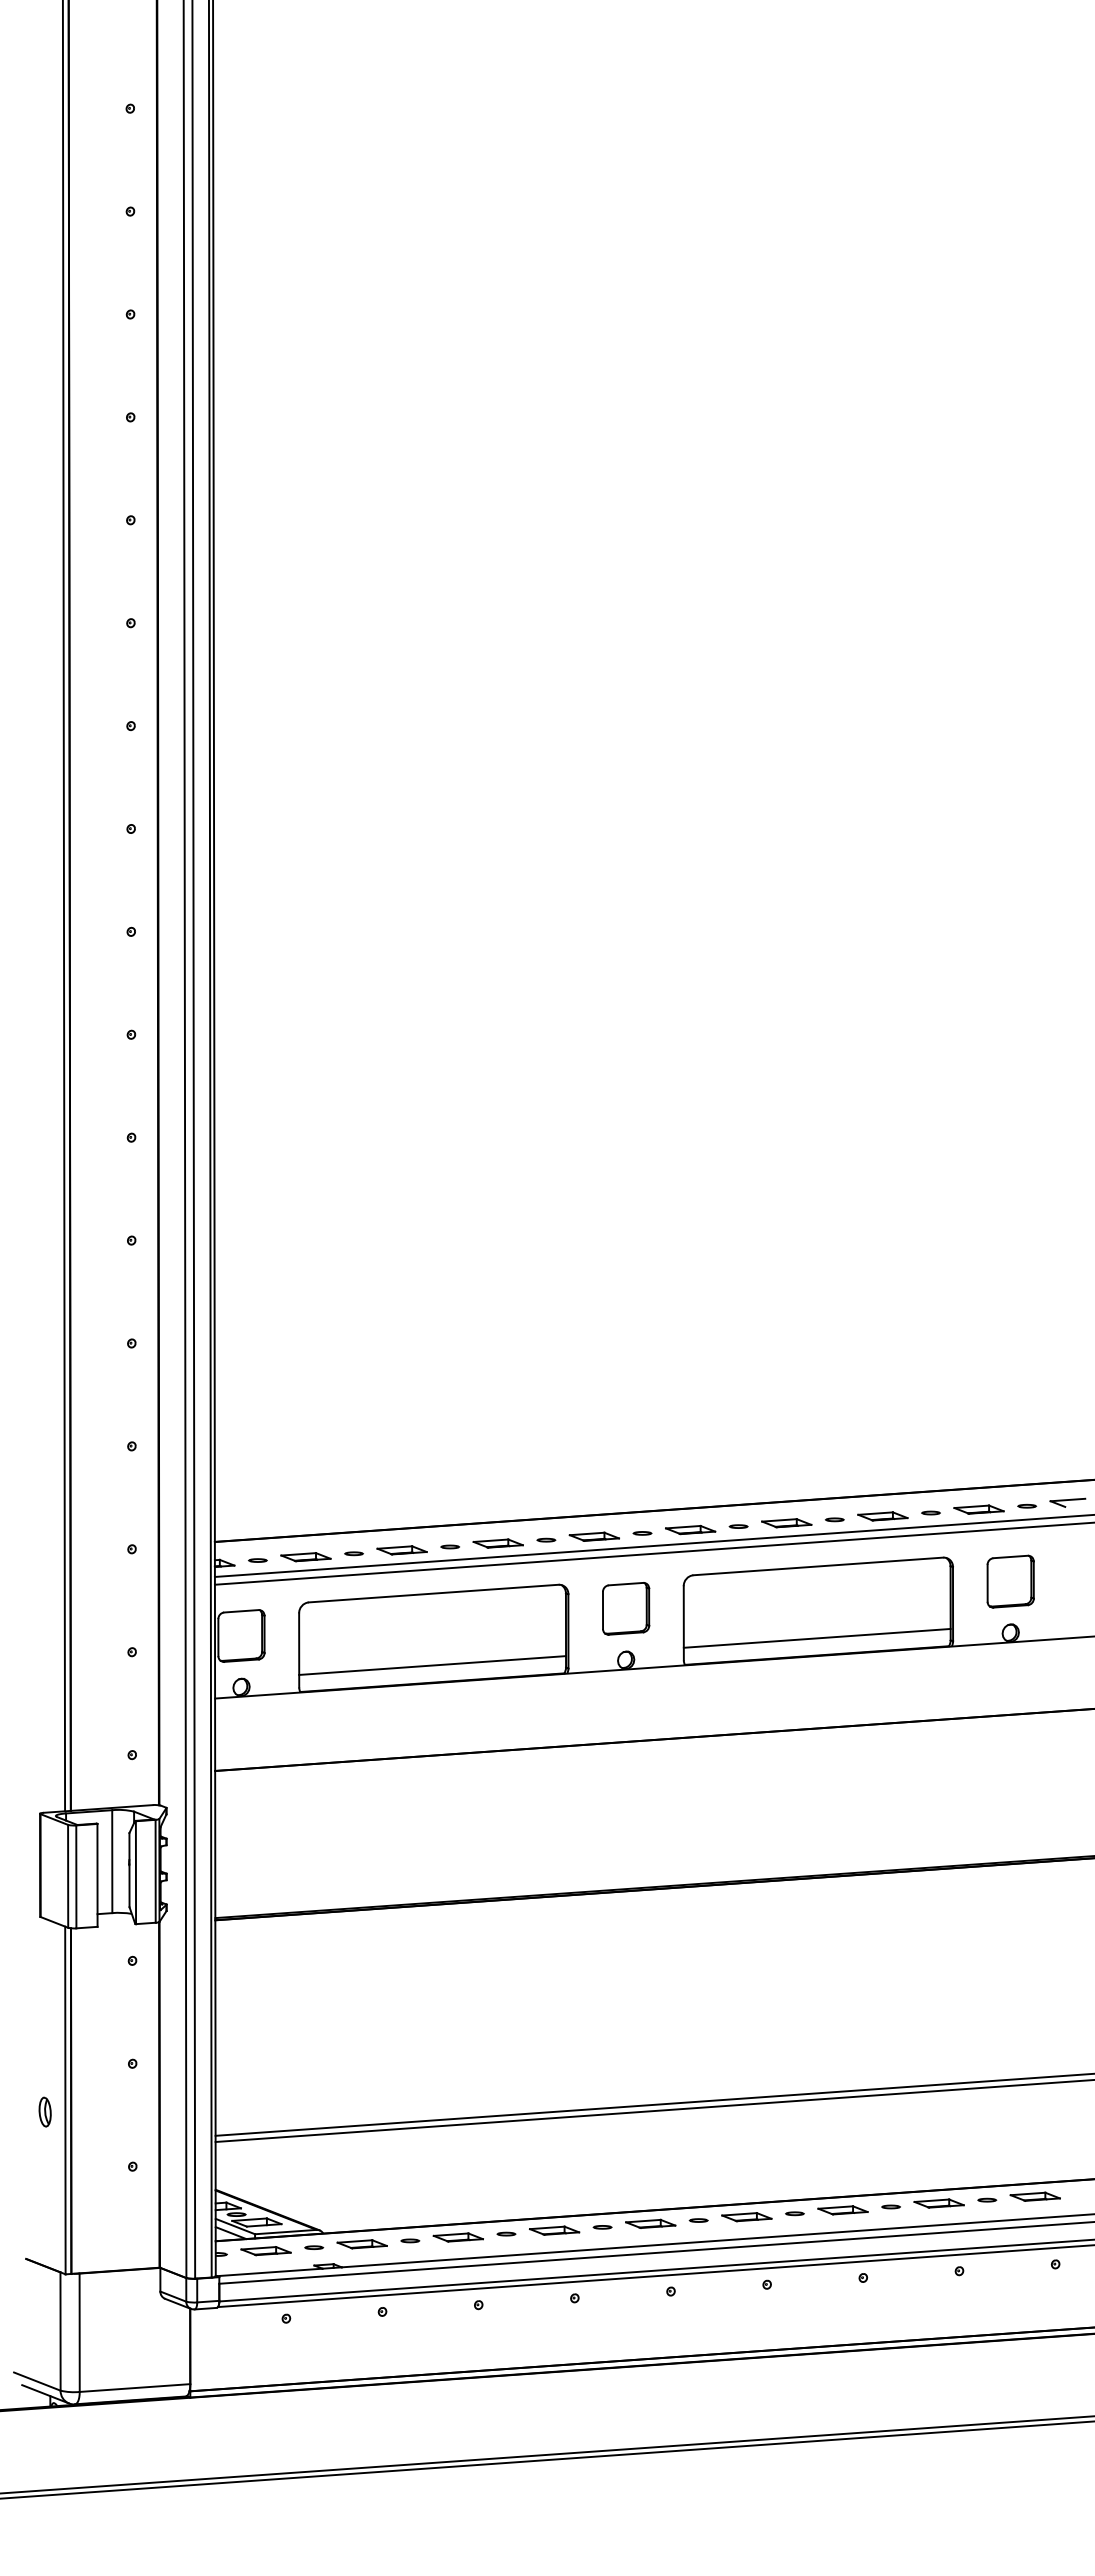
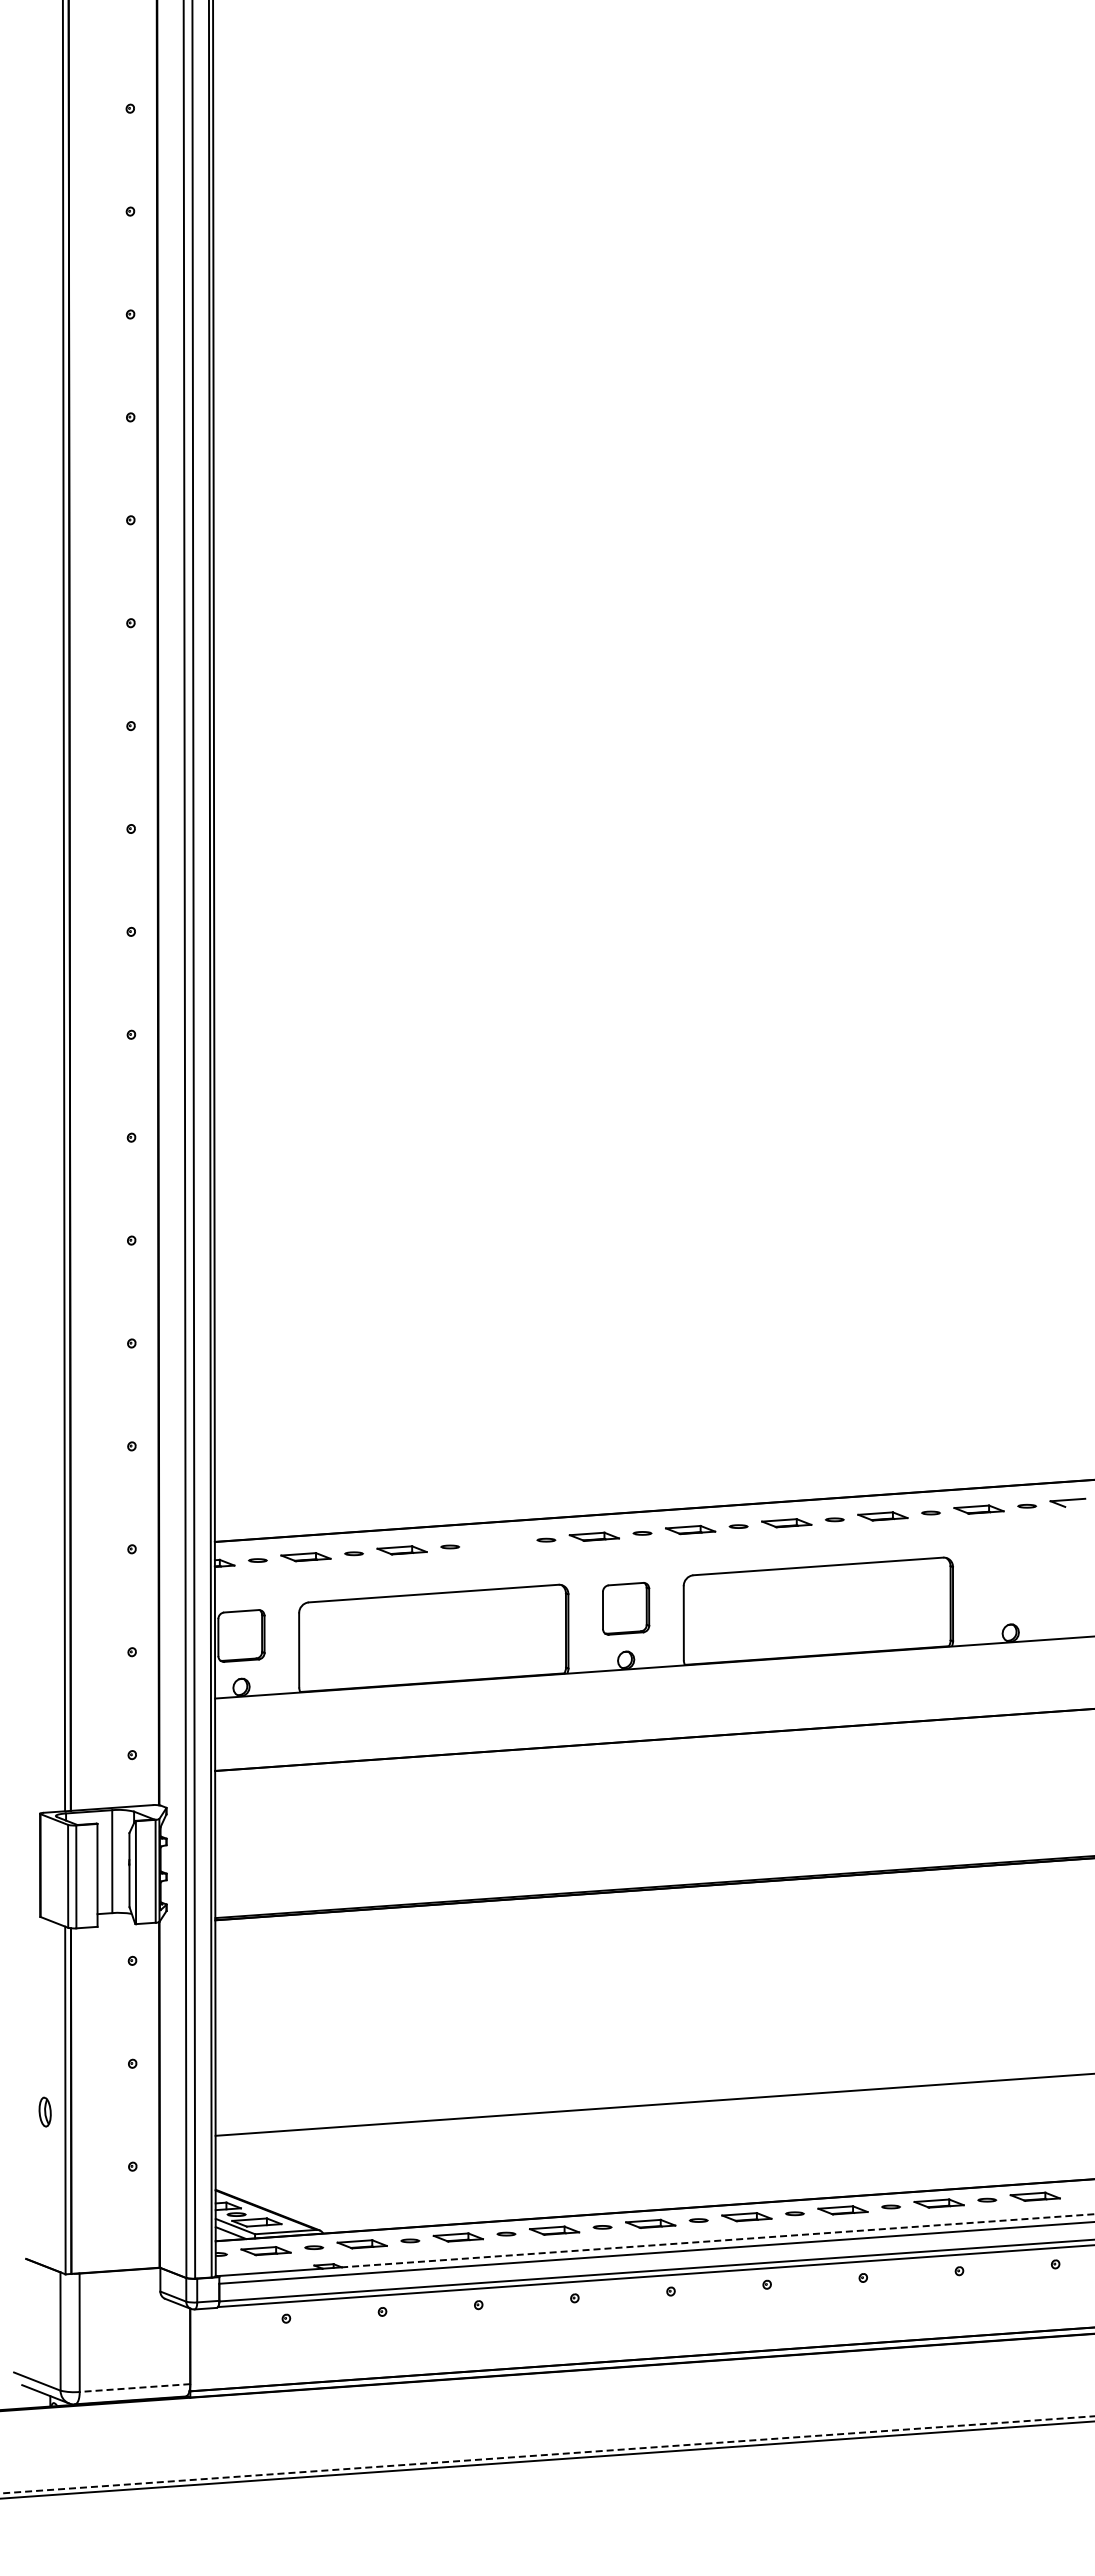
part: present -> none (497, 1543)
line: present -> none (652, 1545)
line: present -> none (652, 1553)
part: present -> none (1010, 1581)
line: present -> none (816, 1637)
line: present -> none (432, 1665)
line: present -> none (653, 2111)
line: solid -> dashed (717, 2240)
line: solid -> dashed (134, 2388)
line: solid -> dashed (547, 2454)
